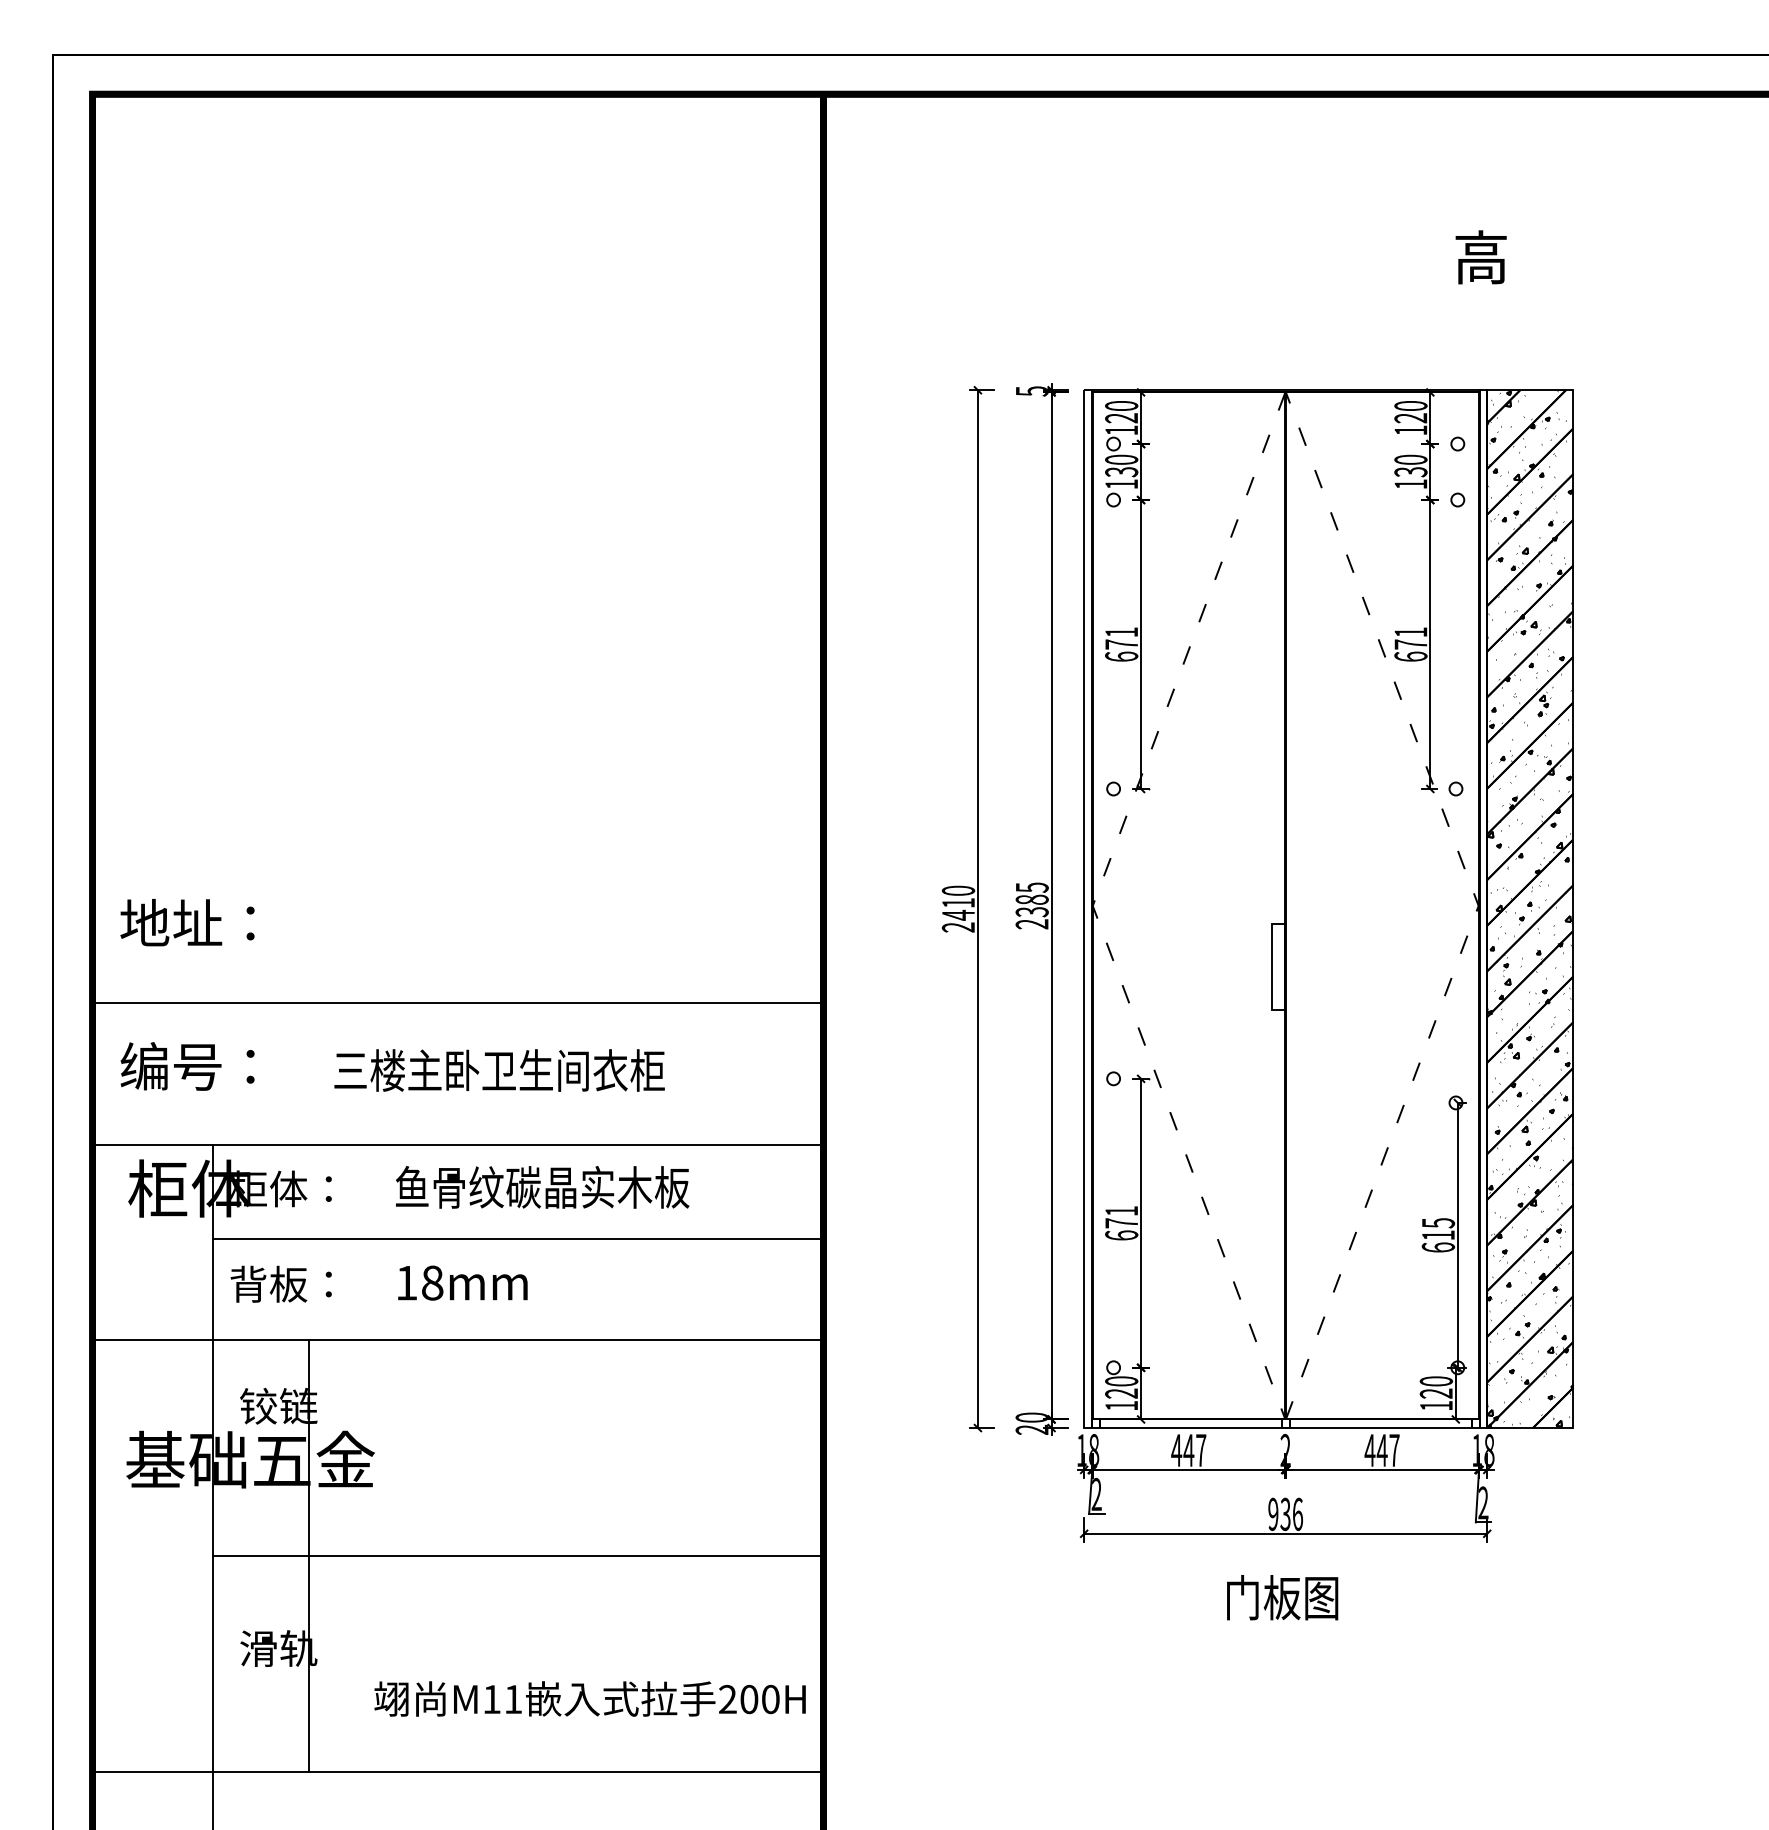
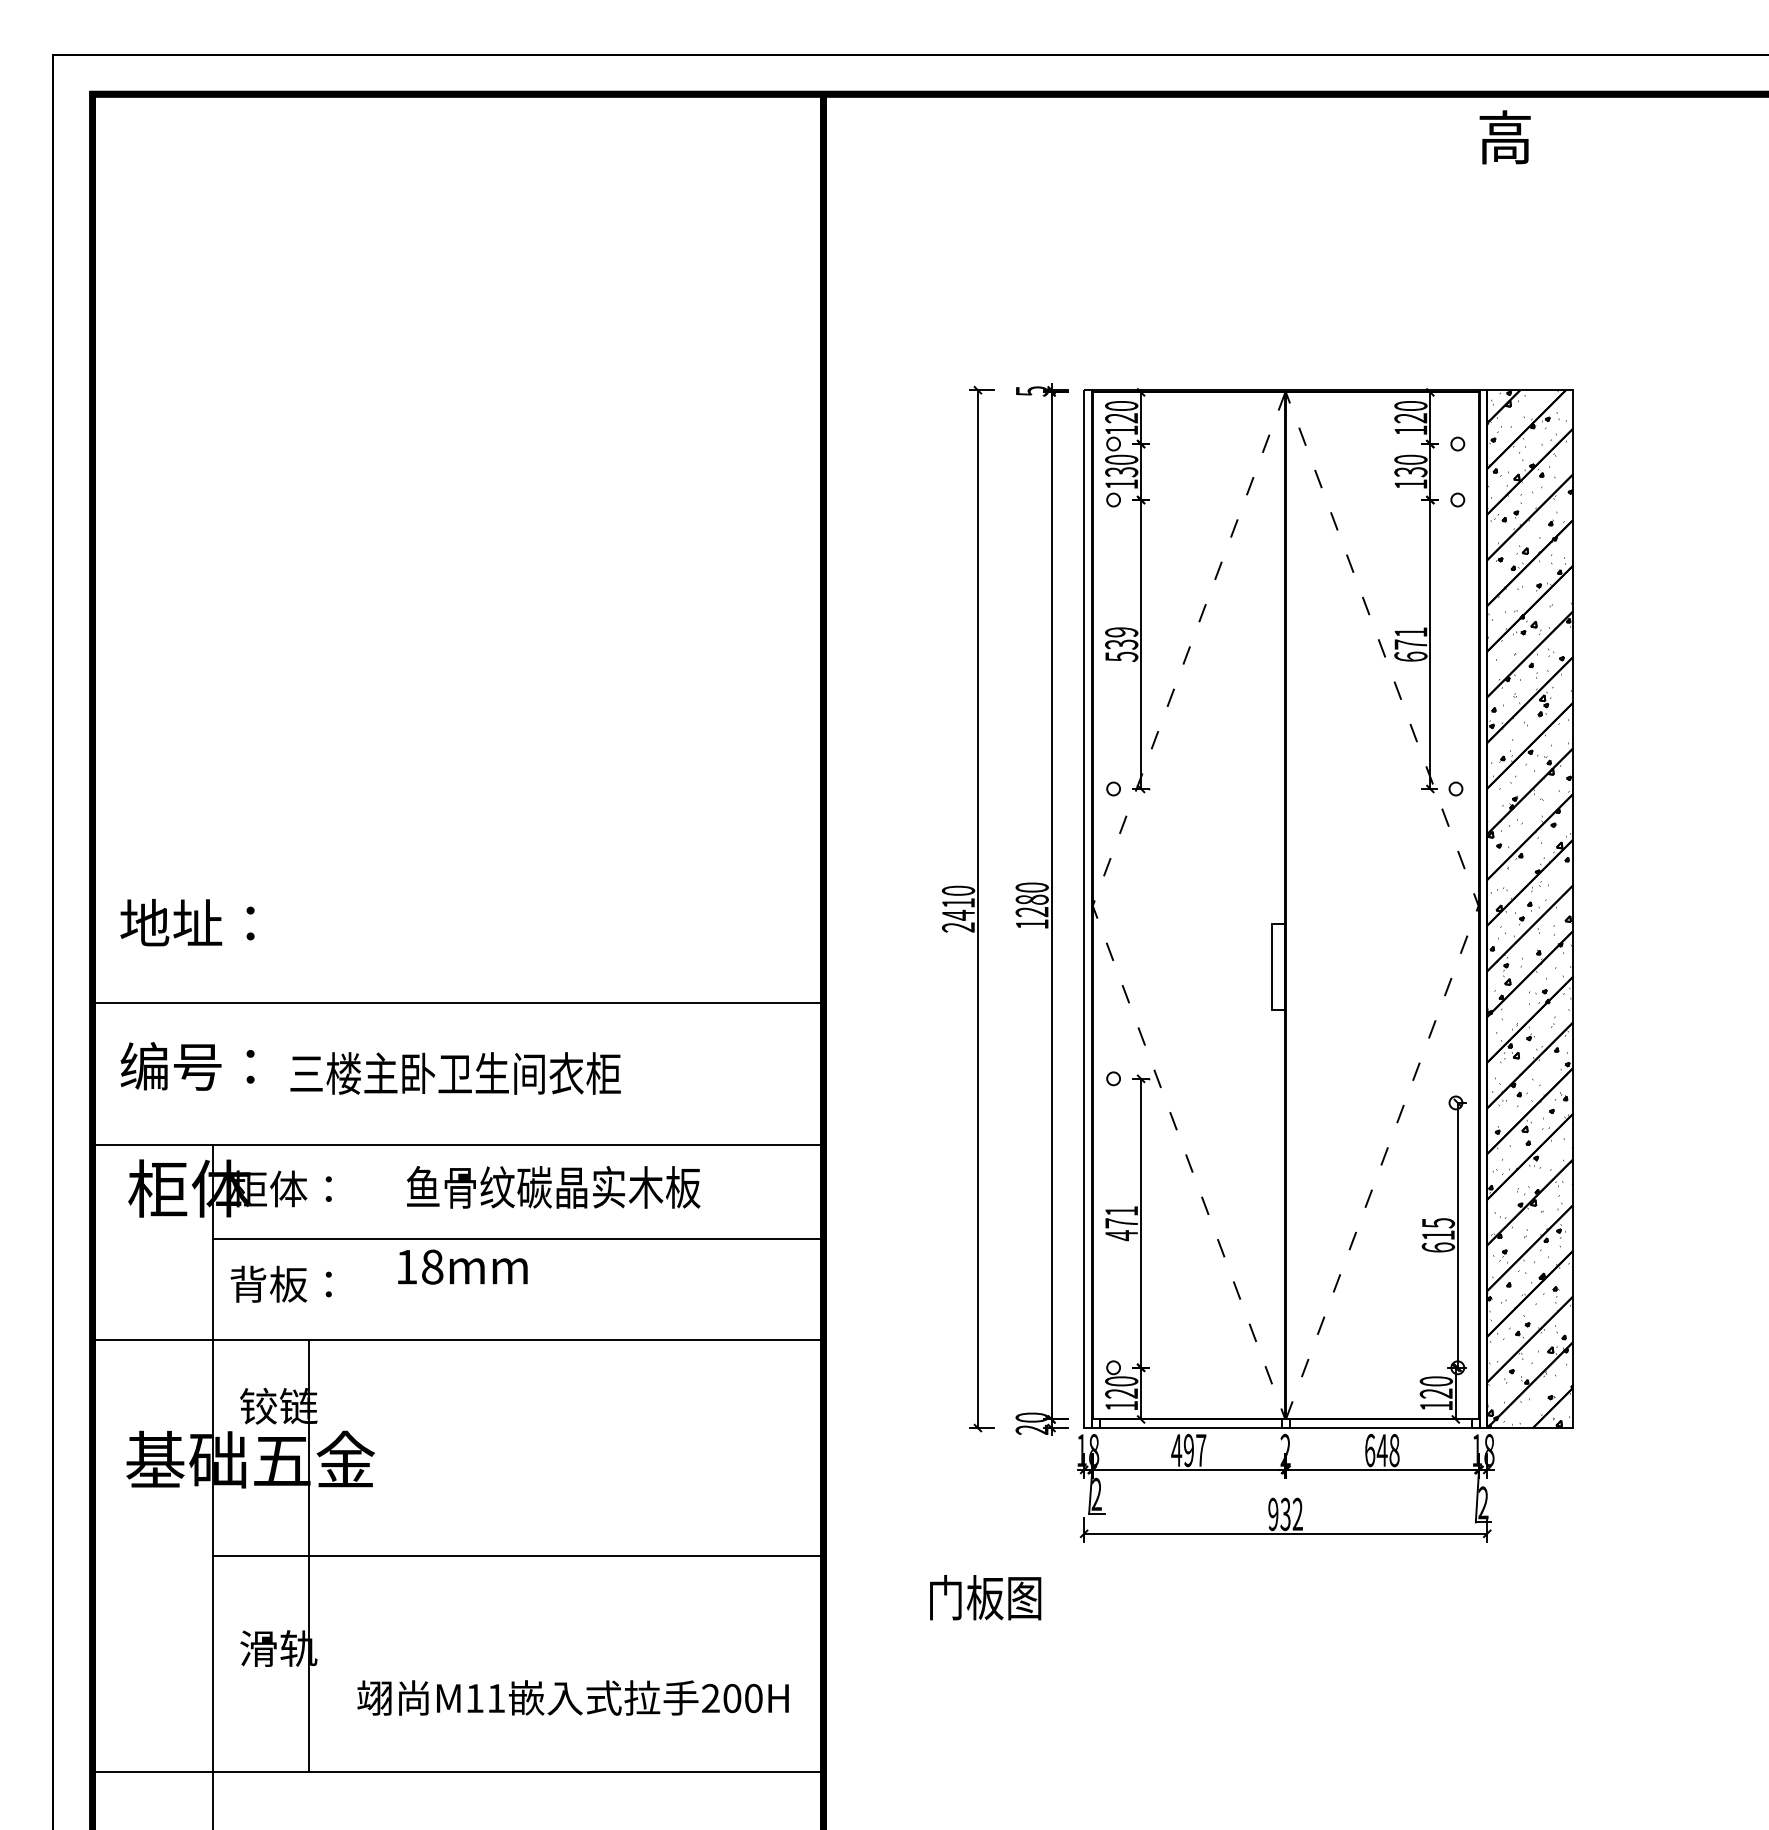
text position: (1480, 257) -> (1504, 137) (1504, 137)
text: 671 -> 539 (1121, 644)
text: 2385 -> 1280 (1031, 905)
text position: (499, 1070) -> (455, 1073) (455, 1073)
text position: (542, 1187) -> (553, 1187) (553, 1187)
text: 671 -> 471 (1121, 1235)
text position: (462, 1282) -> (462, 1266) (462, 1266)
text: 447 -> 497 (1188, 1450)
text: 447 -> 648 (1381, 1450)
text: 936 -> 932 (1297, 1514)
text position: (1282, 1597) -> (985, 1597) (985, 1597)
text position: (589, 1698) -> (572, 1697) (572, 1697)
